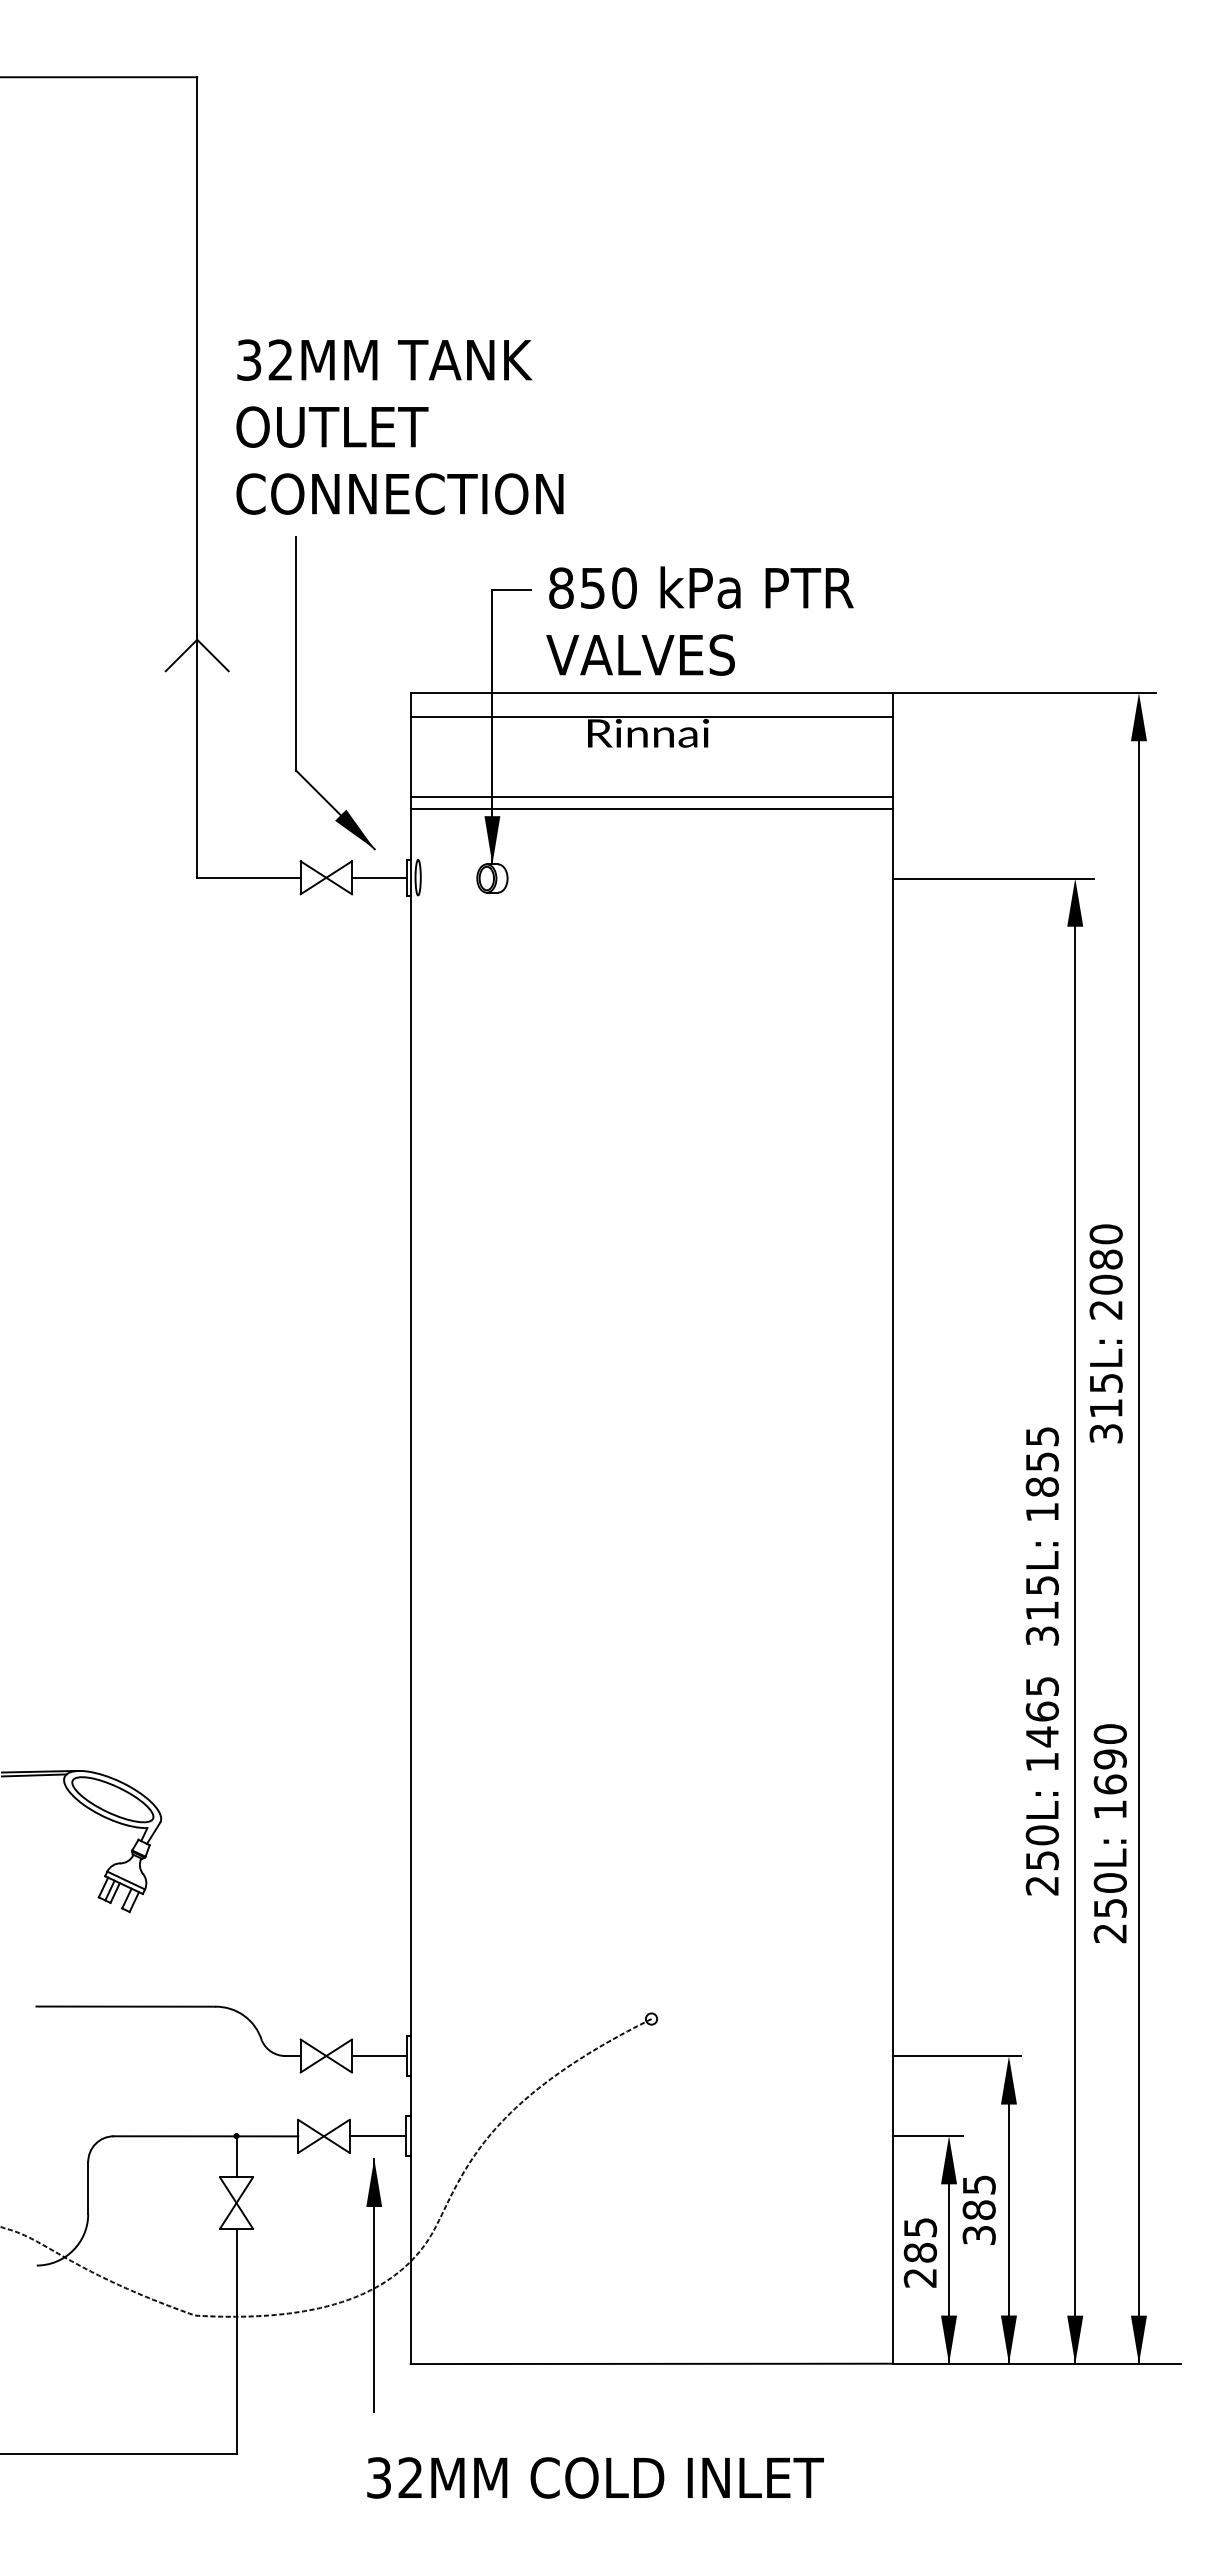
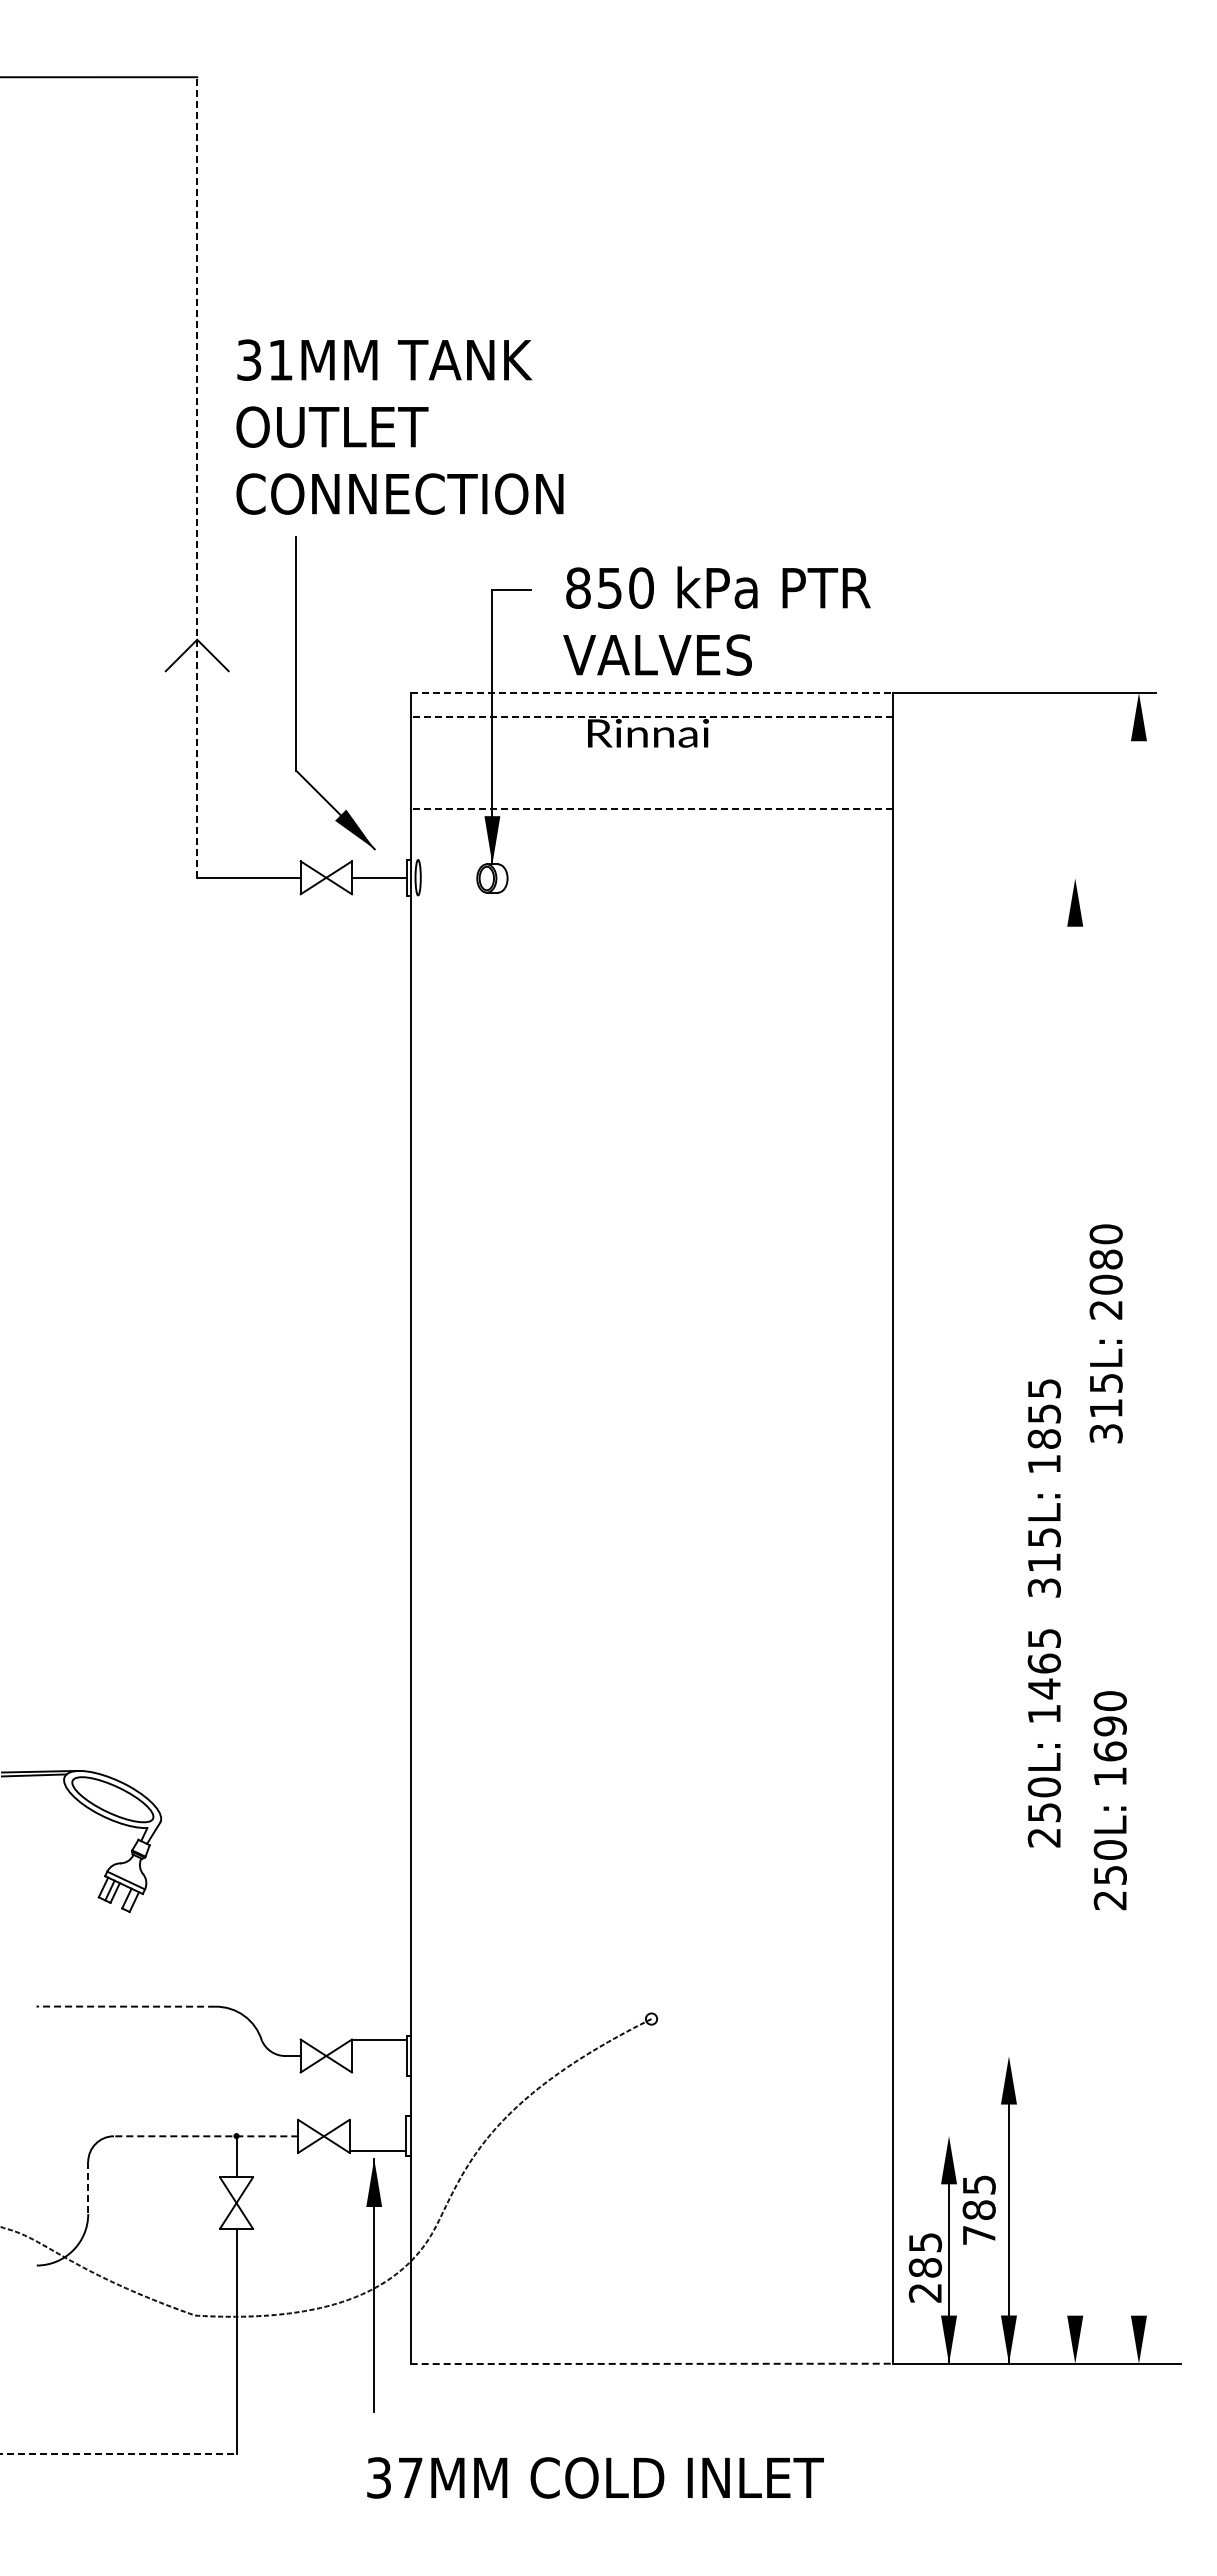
text: 32MM -> 31MM (280, 359)
line: solid -> dashed (197, 477)
text position: (699, 620) -> (716, 620) (716, 620)
line: solid -> dashed (652, 693)
line: solid -> dashed (651, 717)
line: present -> none (651, 796)
line: solid -> dashed (651, 809)
line: present -> none (992, 878)
line: present -> none (1138, 1552)
line: present -> none (1075, 1644)
text position: (1041, 1661) -> (1043, 1613) (1043, 1613)
text position: (1109, 1833) -> (1109, 1800) (1109, 1800)
line: solid -> dashed (125, 2006)
line position: (378, 2056) -> (378, 2040) (378, 2040)
line: present -> none (956, 2056)
line: solid -> dashed (205, 2136)
line position: (377, 2136) -> (377, 2151) (377, 2151)
line: present -> none (927, 2136)
line: solid -> dashed (88, 2188)
text: 385 -> 785 (978, 2235)
text position: (920, 2252) -> (925, 2267) (925, 2267)
line: solid -> dashed (652, 2363)
line: solid -> dashed (118, 2454)
text: 32MM -> 37MM (410, 2477)
